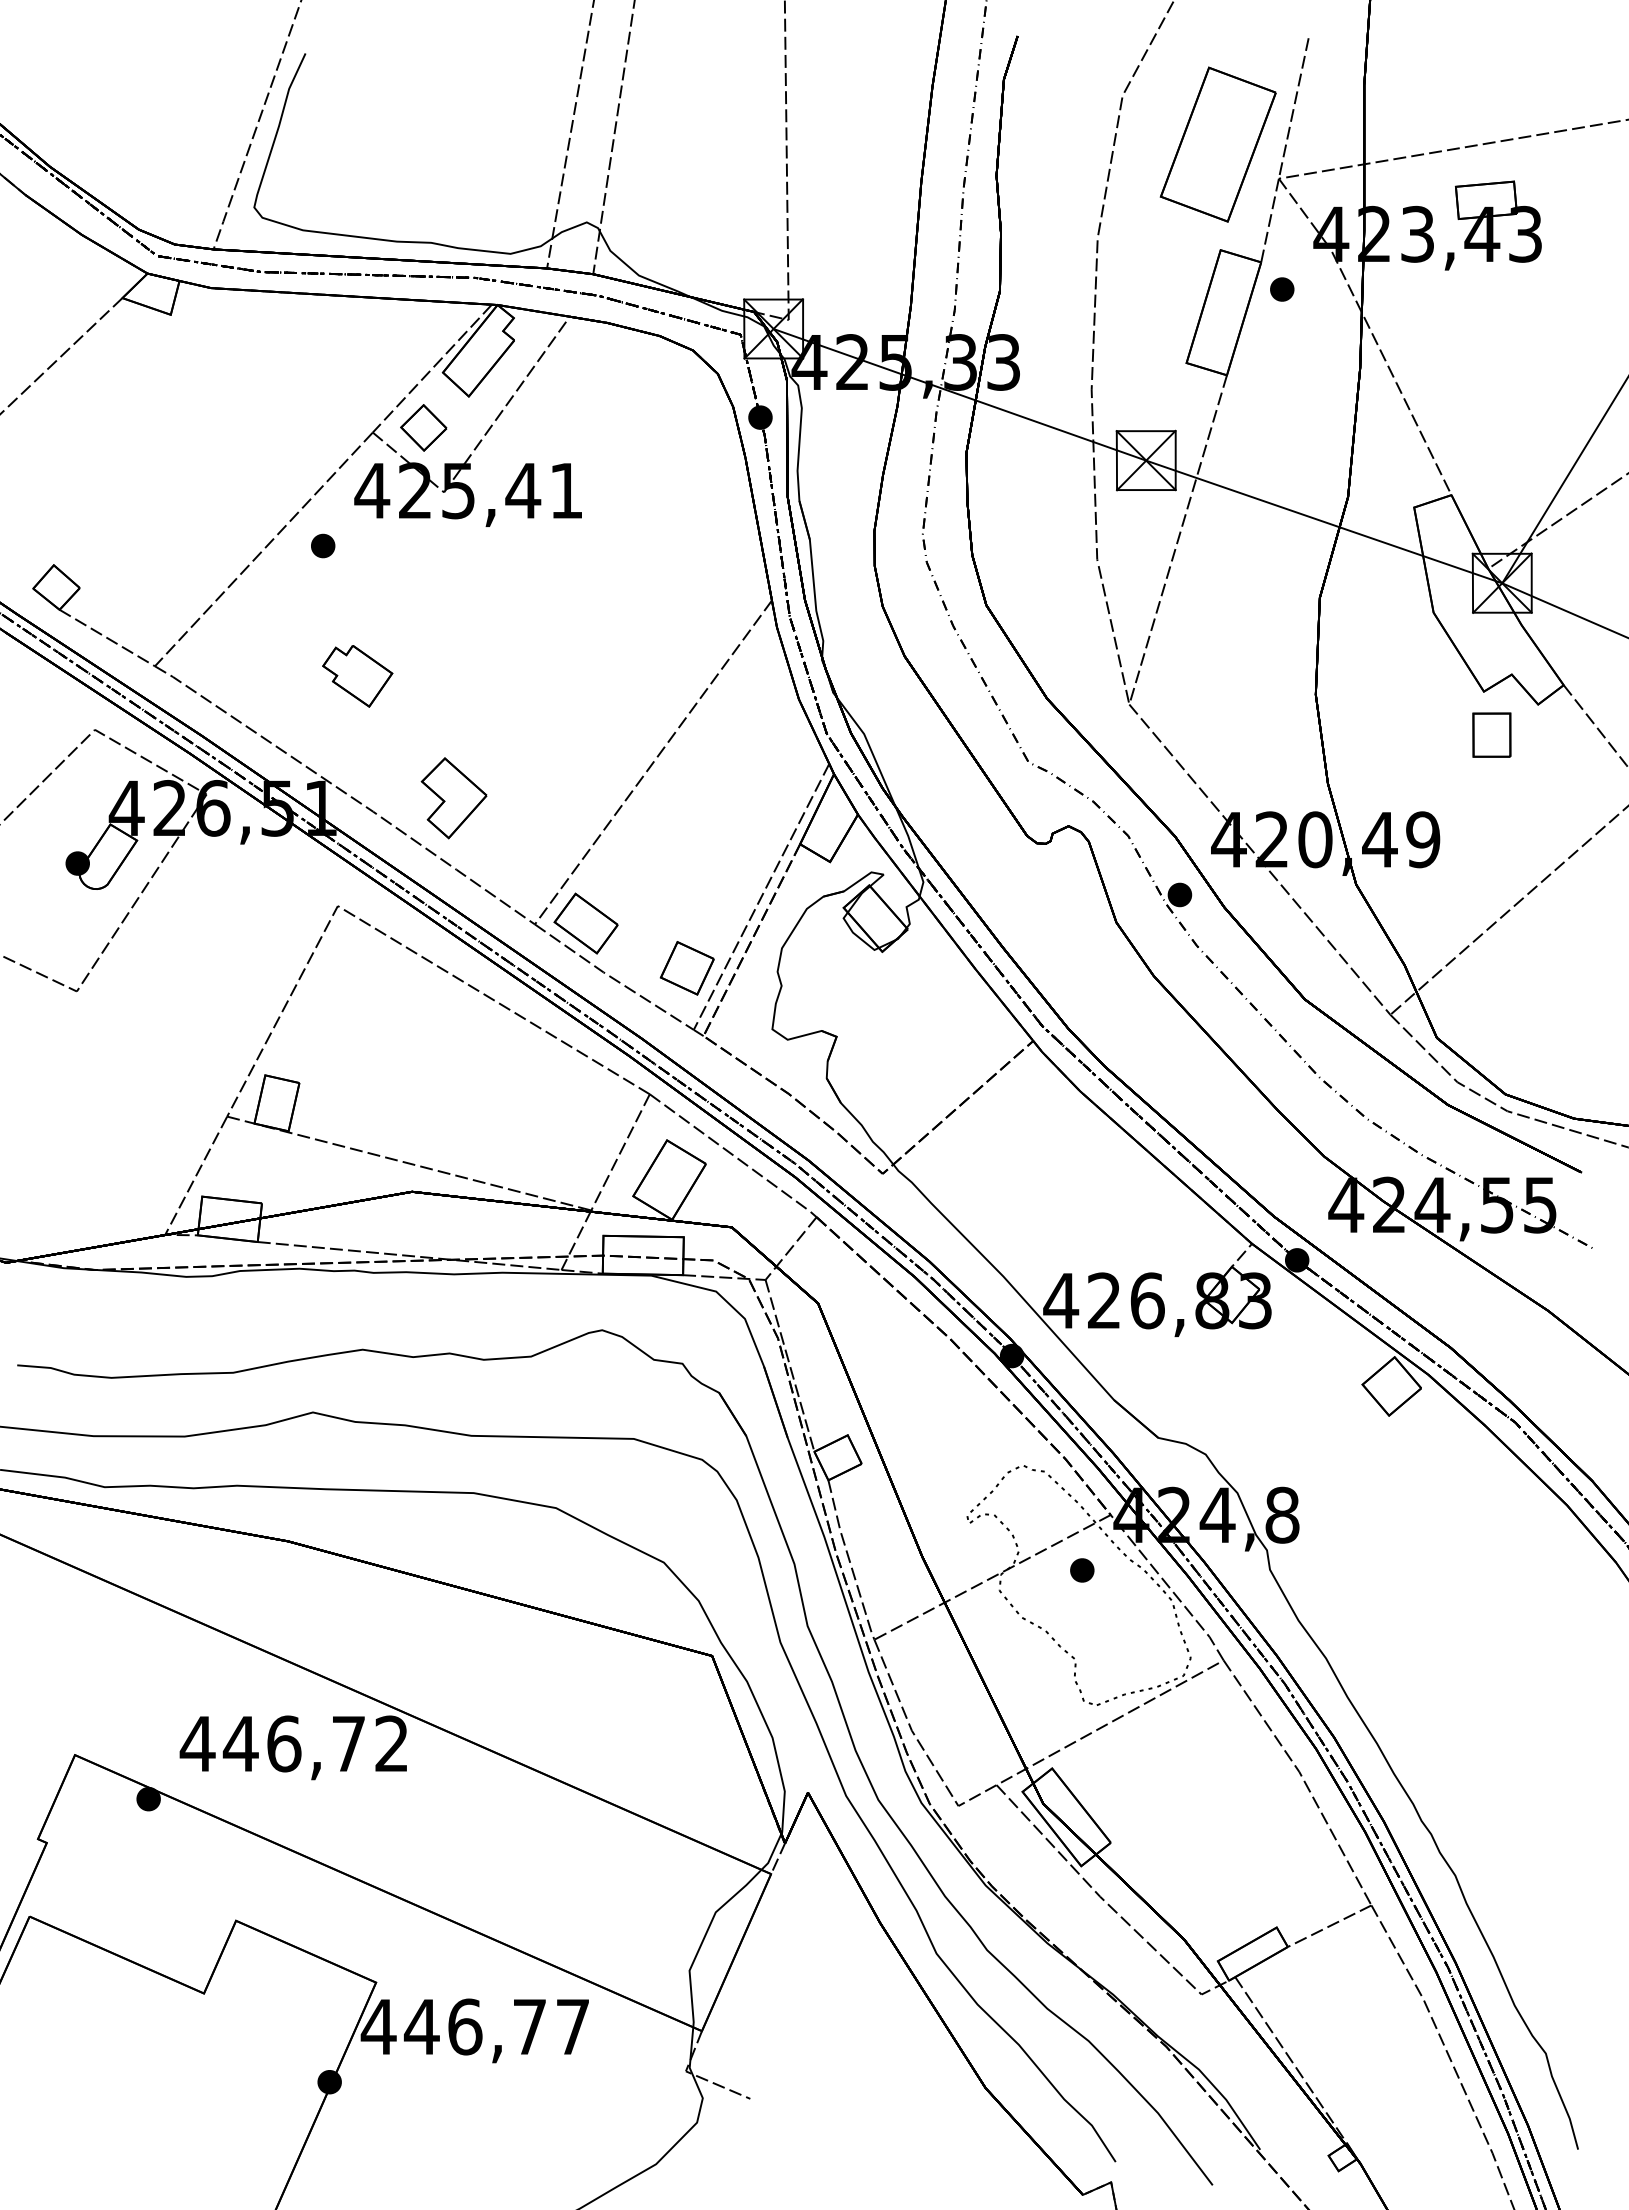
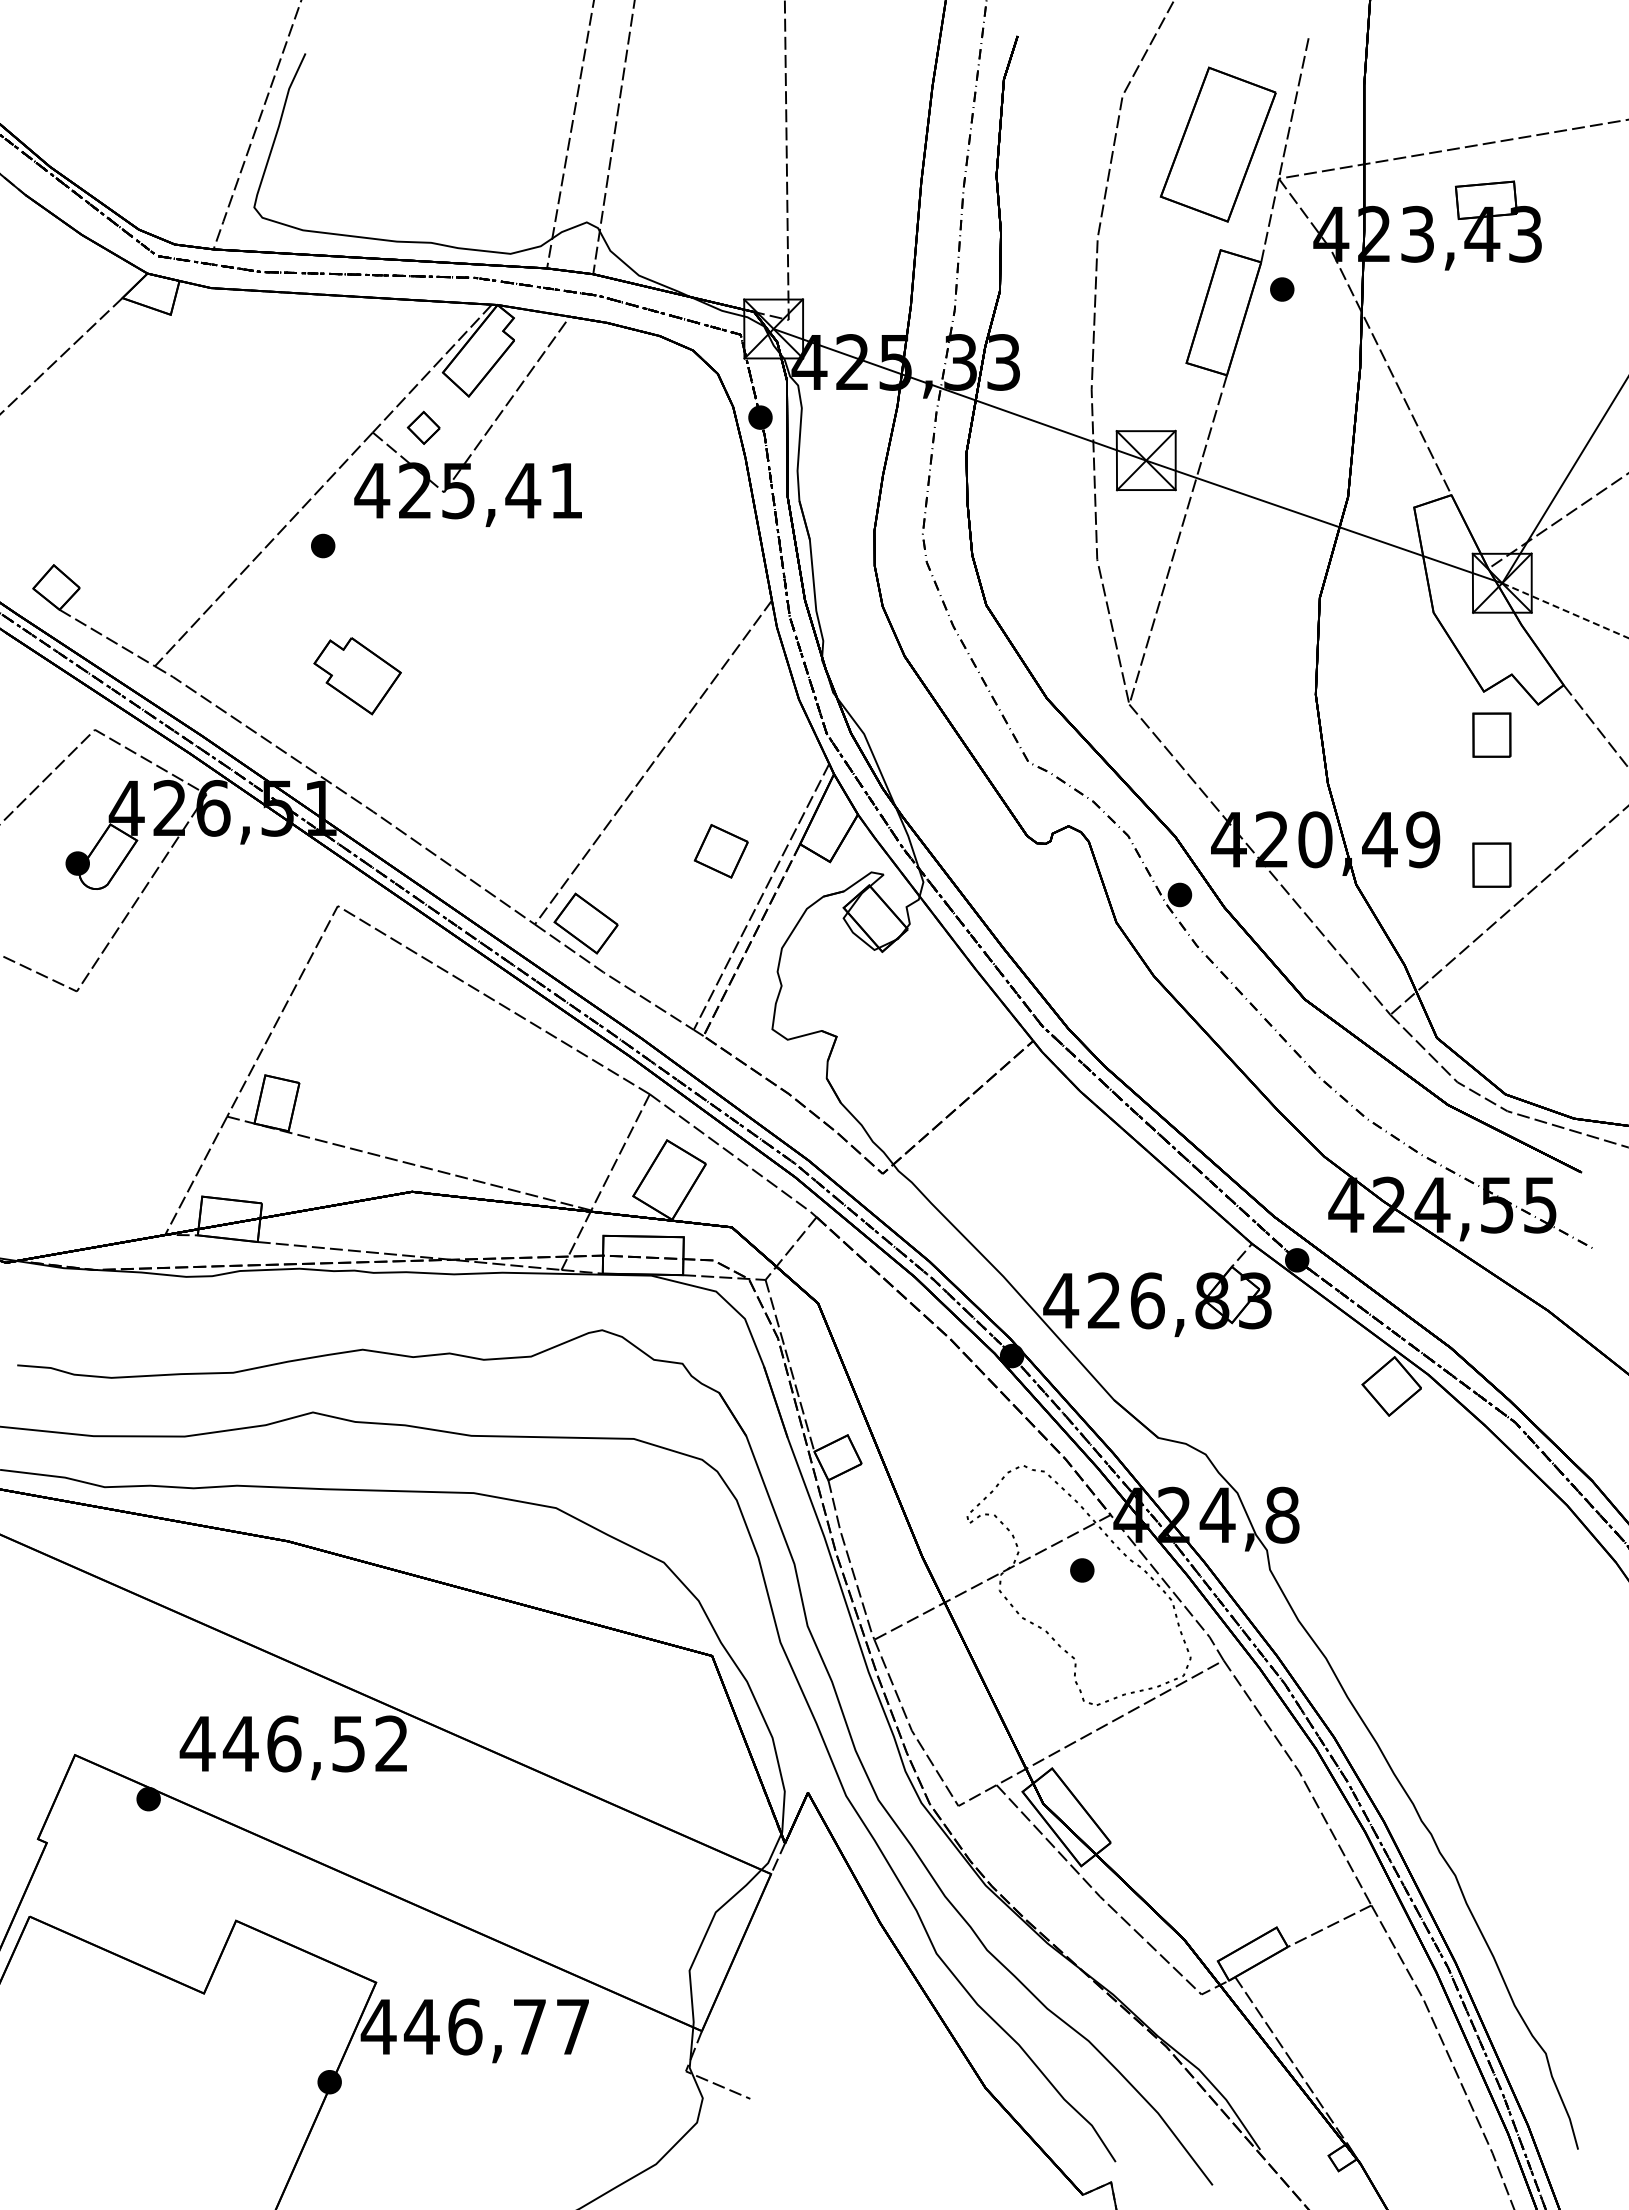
part size: 48x48 px -> 35x35 px (423, 427)
line: solid -> dashed (1565, 610)
part size: 72x63 px -> 89x79 px (357, 676)
part: present -> none (453, 798)
part: none -> present (1491, 864)
part position: (686, 968) -> (720, 851) (720, 851)
text: 446,72 -> 446,52 (348, 1744)
